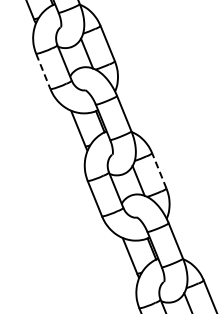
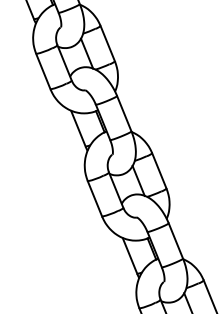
line: dashed -> solid (43, 72)
line: dashed -> solid (159, 170)
